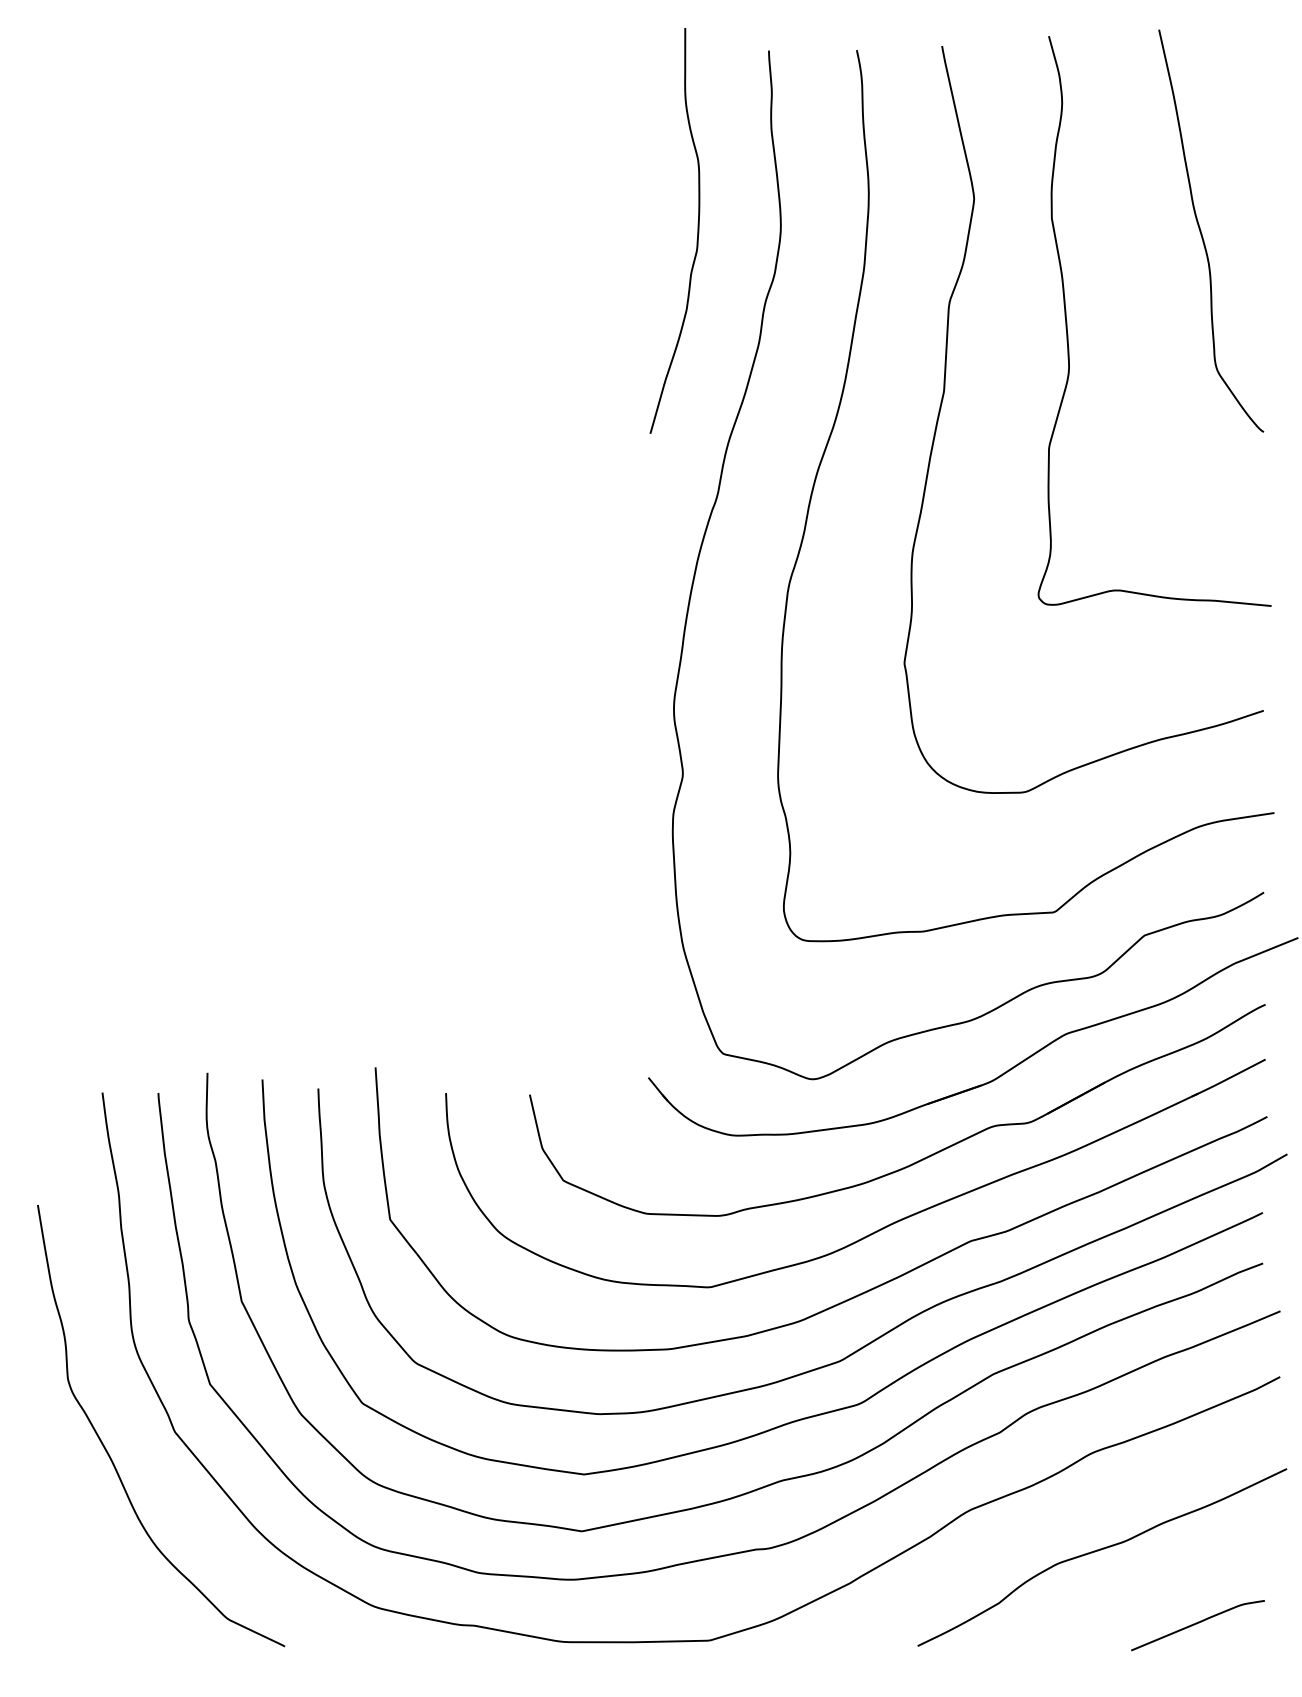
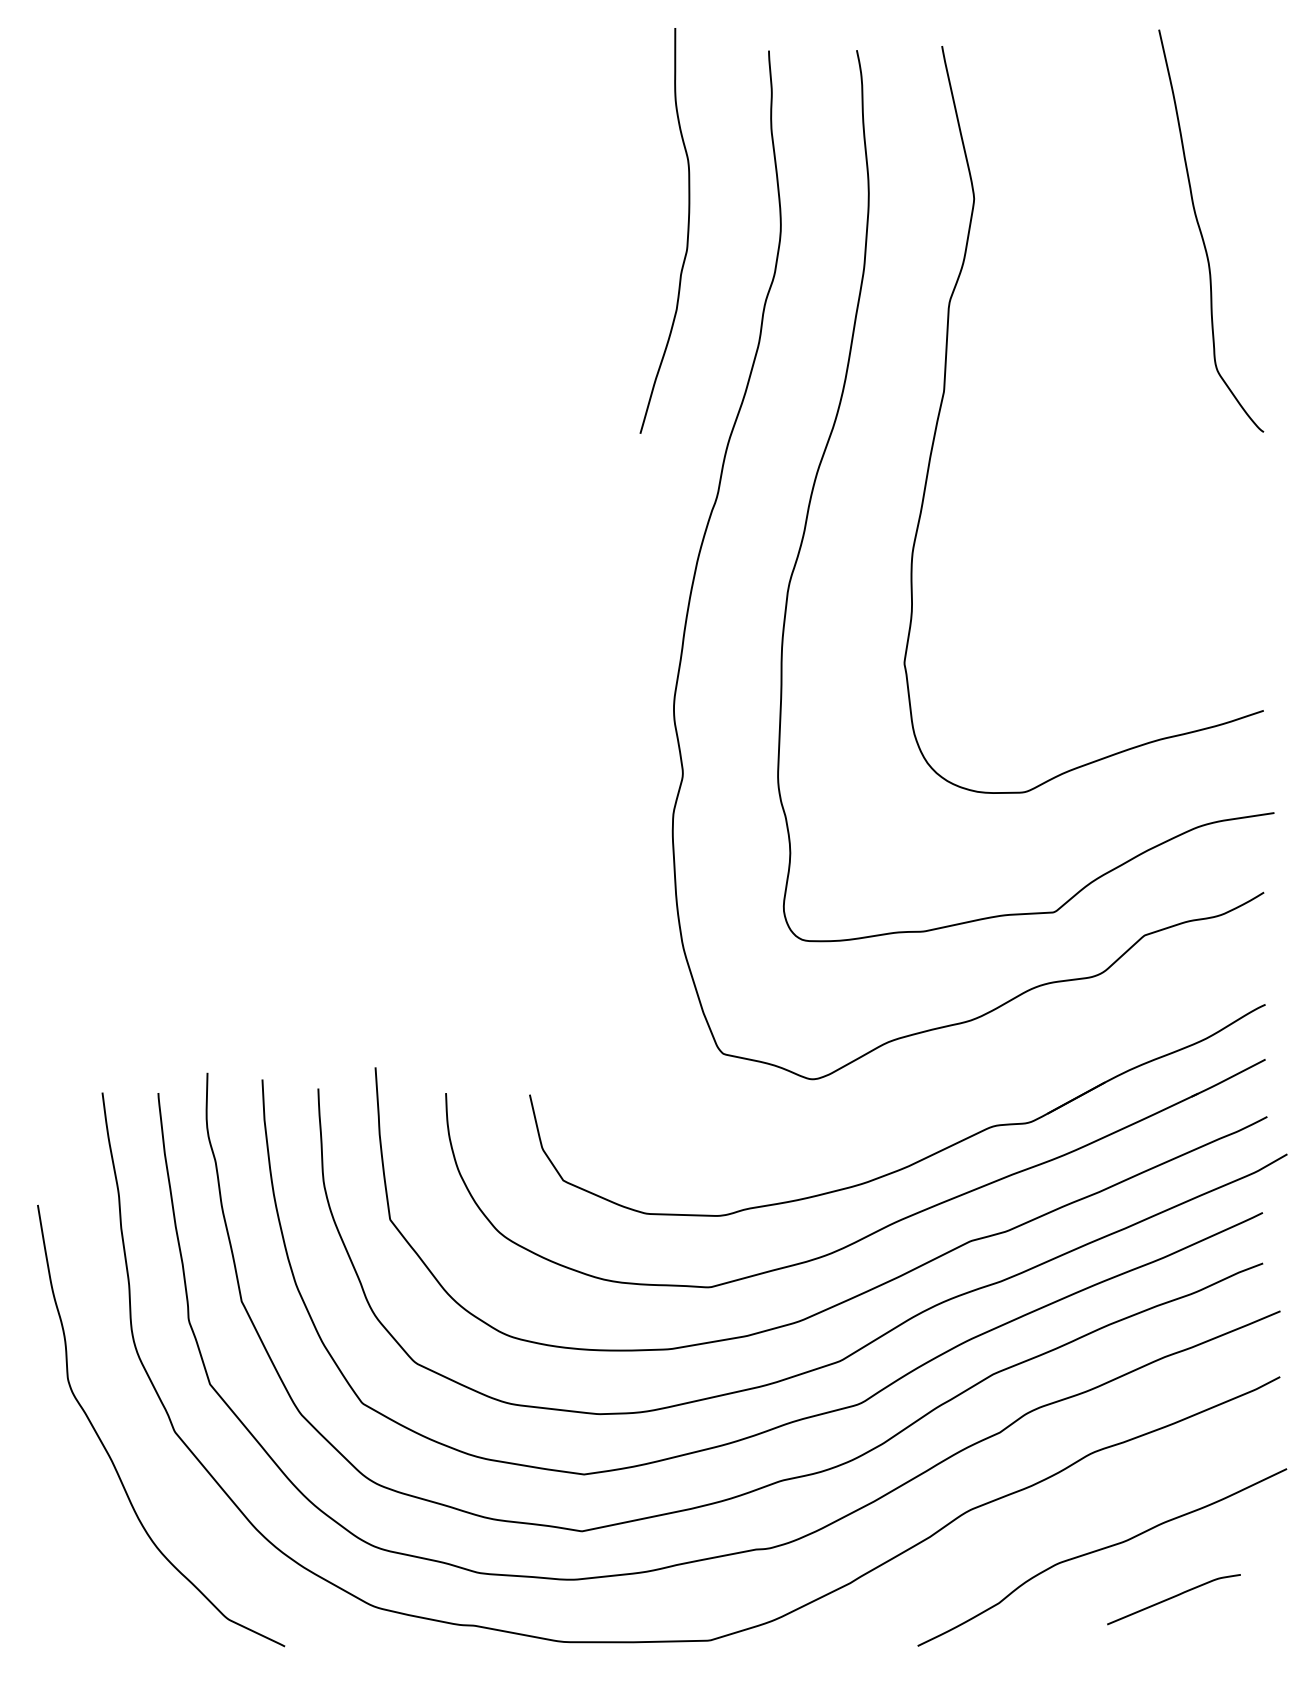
curve position: (697, 230) -> (687, 230) (687, 230)
curve: present -> none (1068, 333)
part: present -> none (1000, 1074)
curve position: (1196, 1624) -> (1172, 1598) (1172, 1598)
